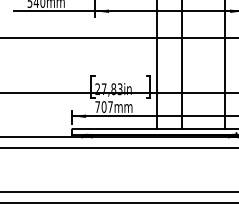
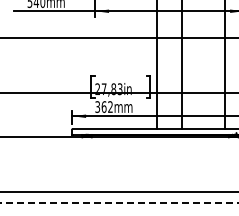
text: 707mm -> 362mm (103, 106)
line: present -> none (118, 148)
line: solid -> dashed (119, 203)
